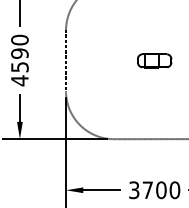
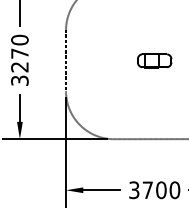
text: 4590 -> 3270 (19, 67)
